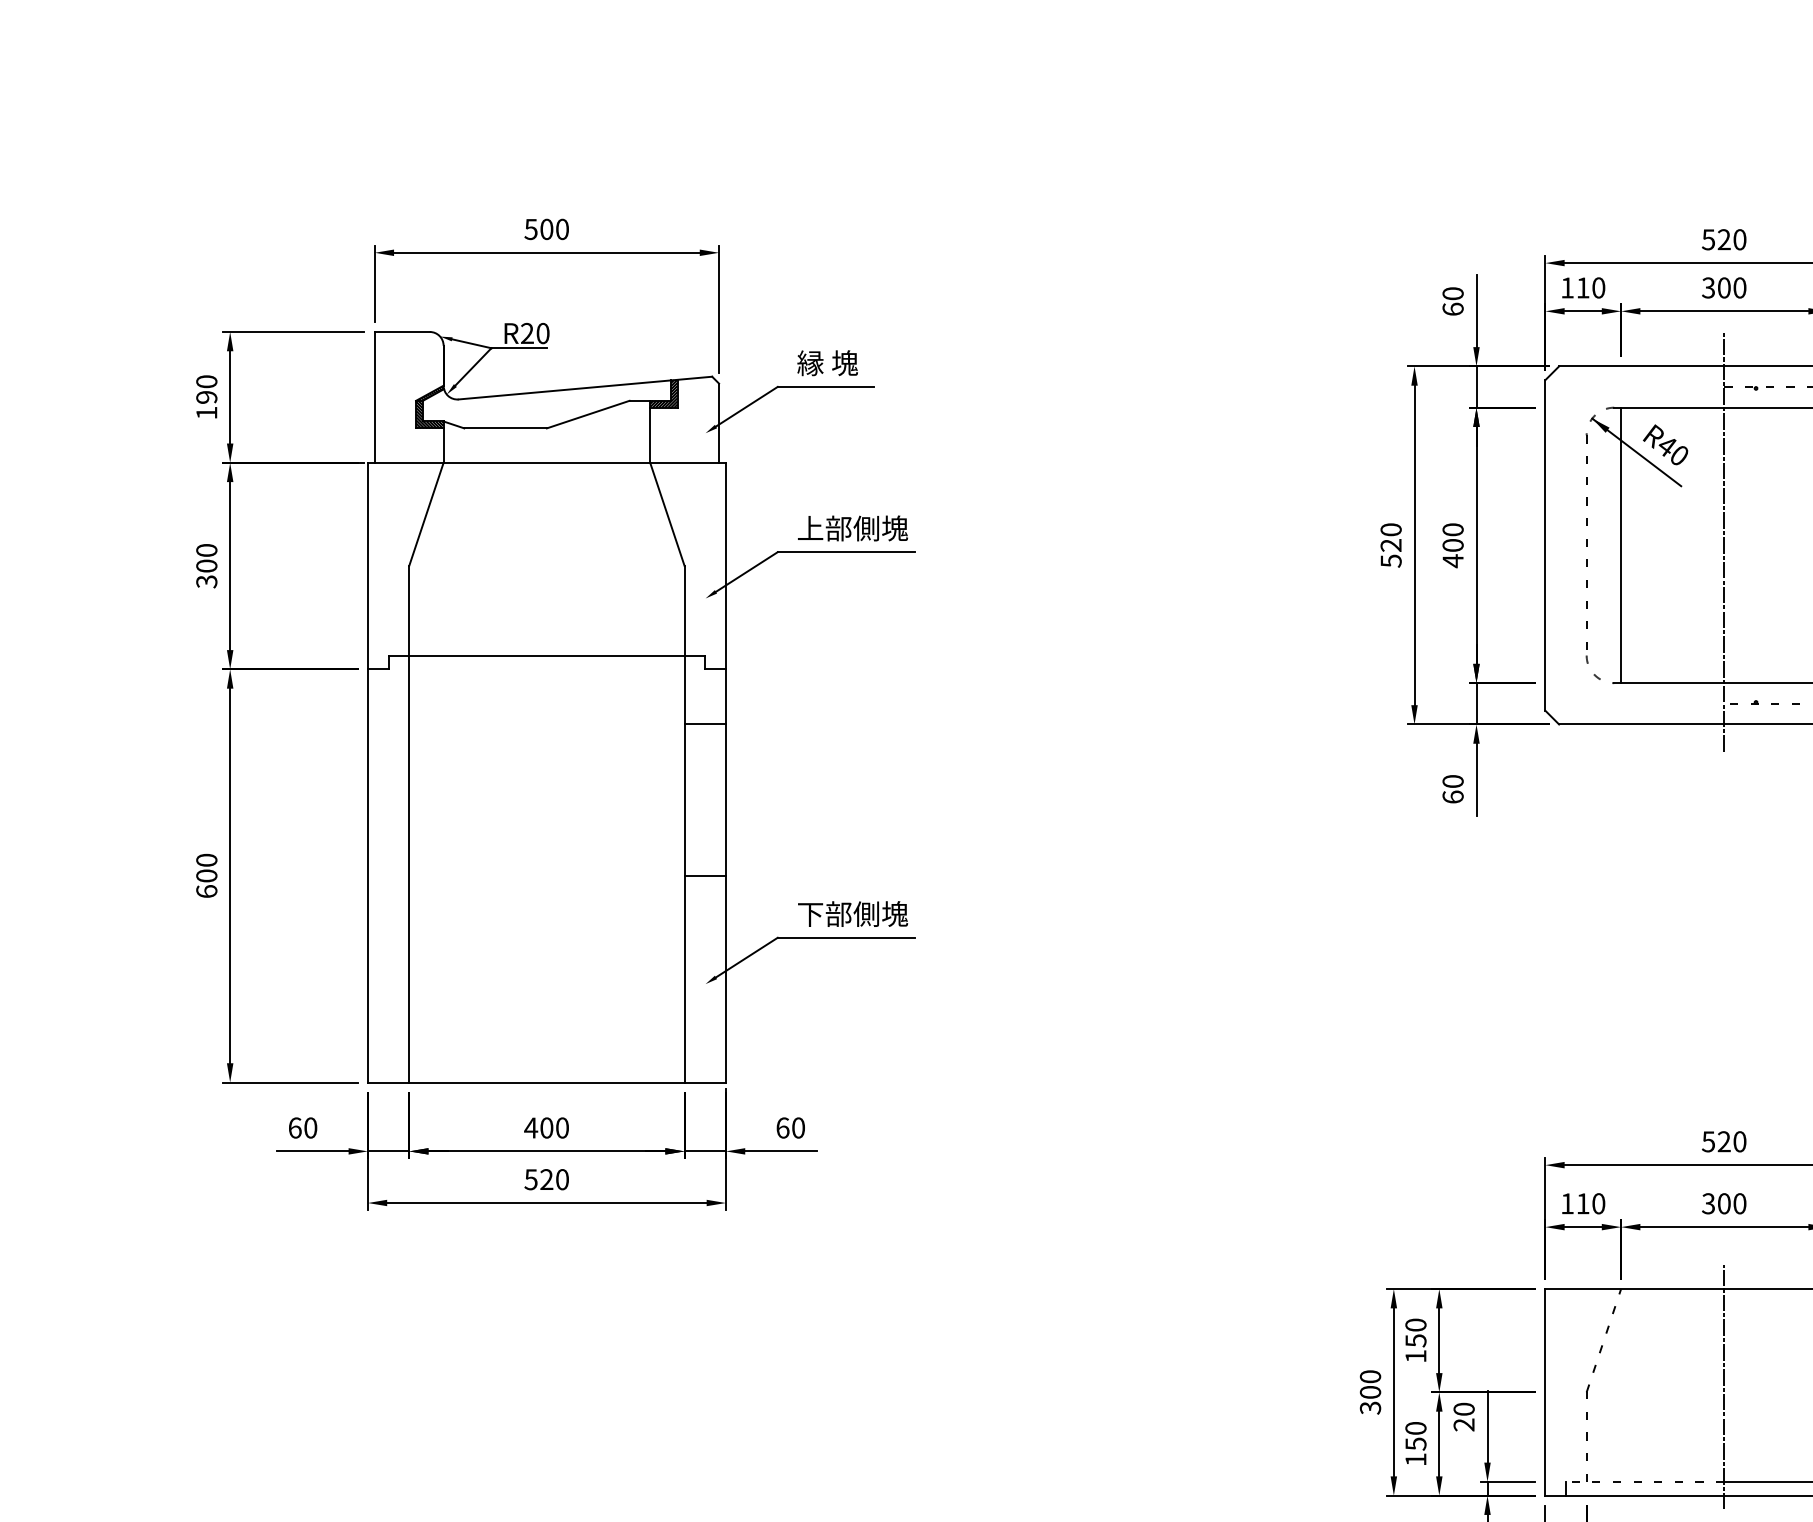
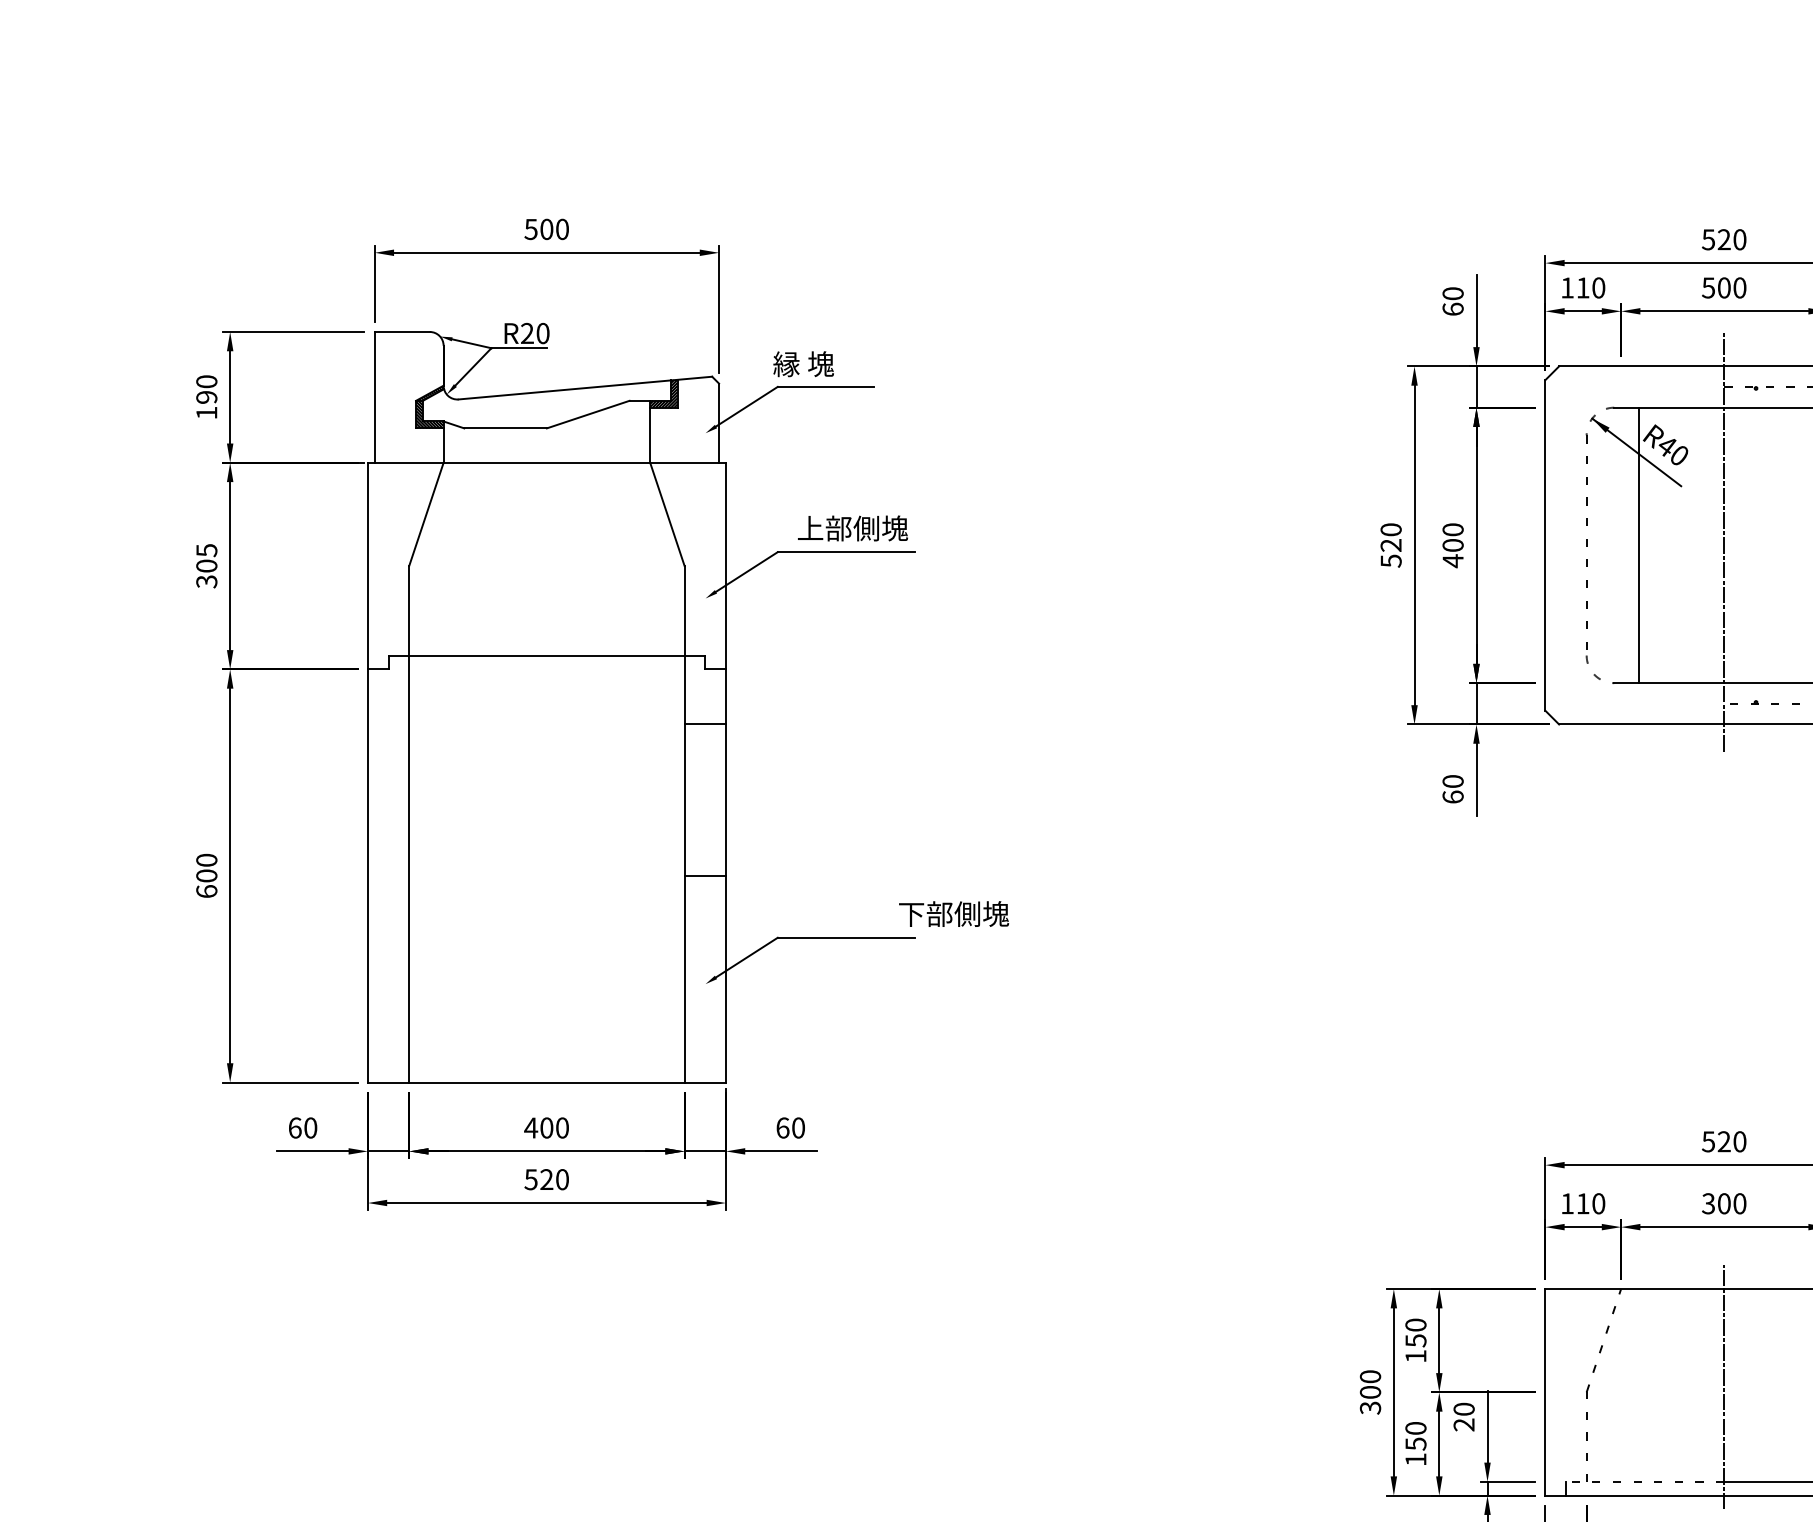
text: 300 -> 500 (1708, 287)
text position: (827, 363) -> (803, 364) (803, 364)
line position: (1621, 545) -> (1639, 545) (1639, 545)
text: 300 -> 305 (206, 550)
text position: (853, 913) -> (954, 913) (954, 913)
